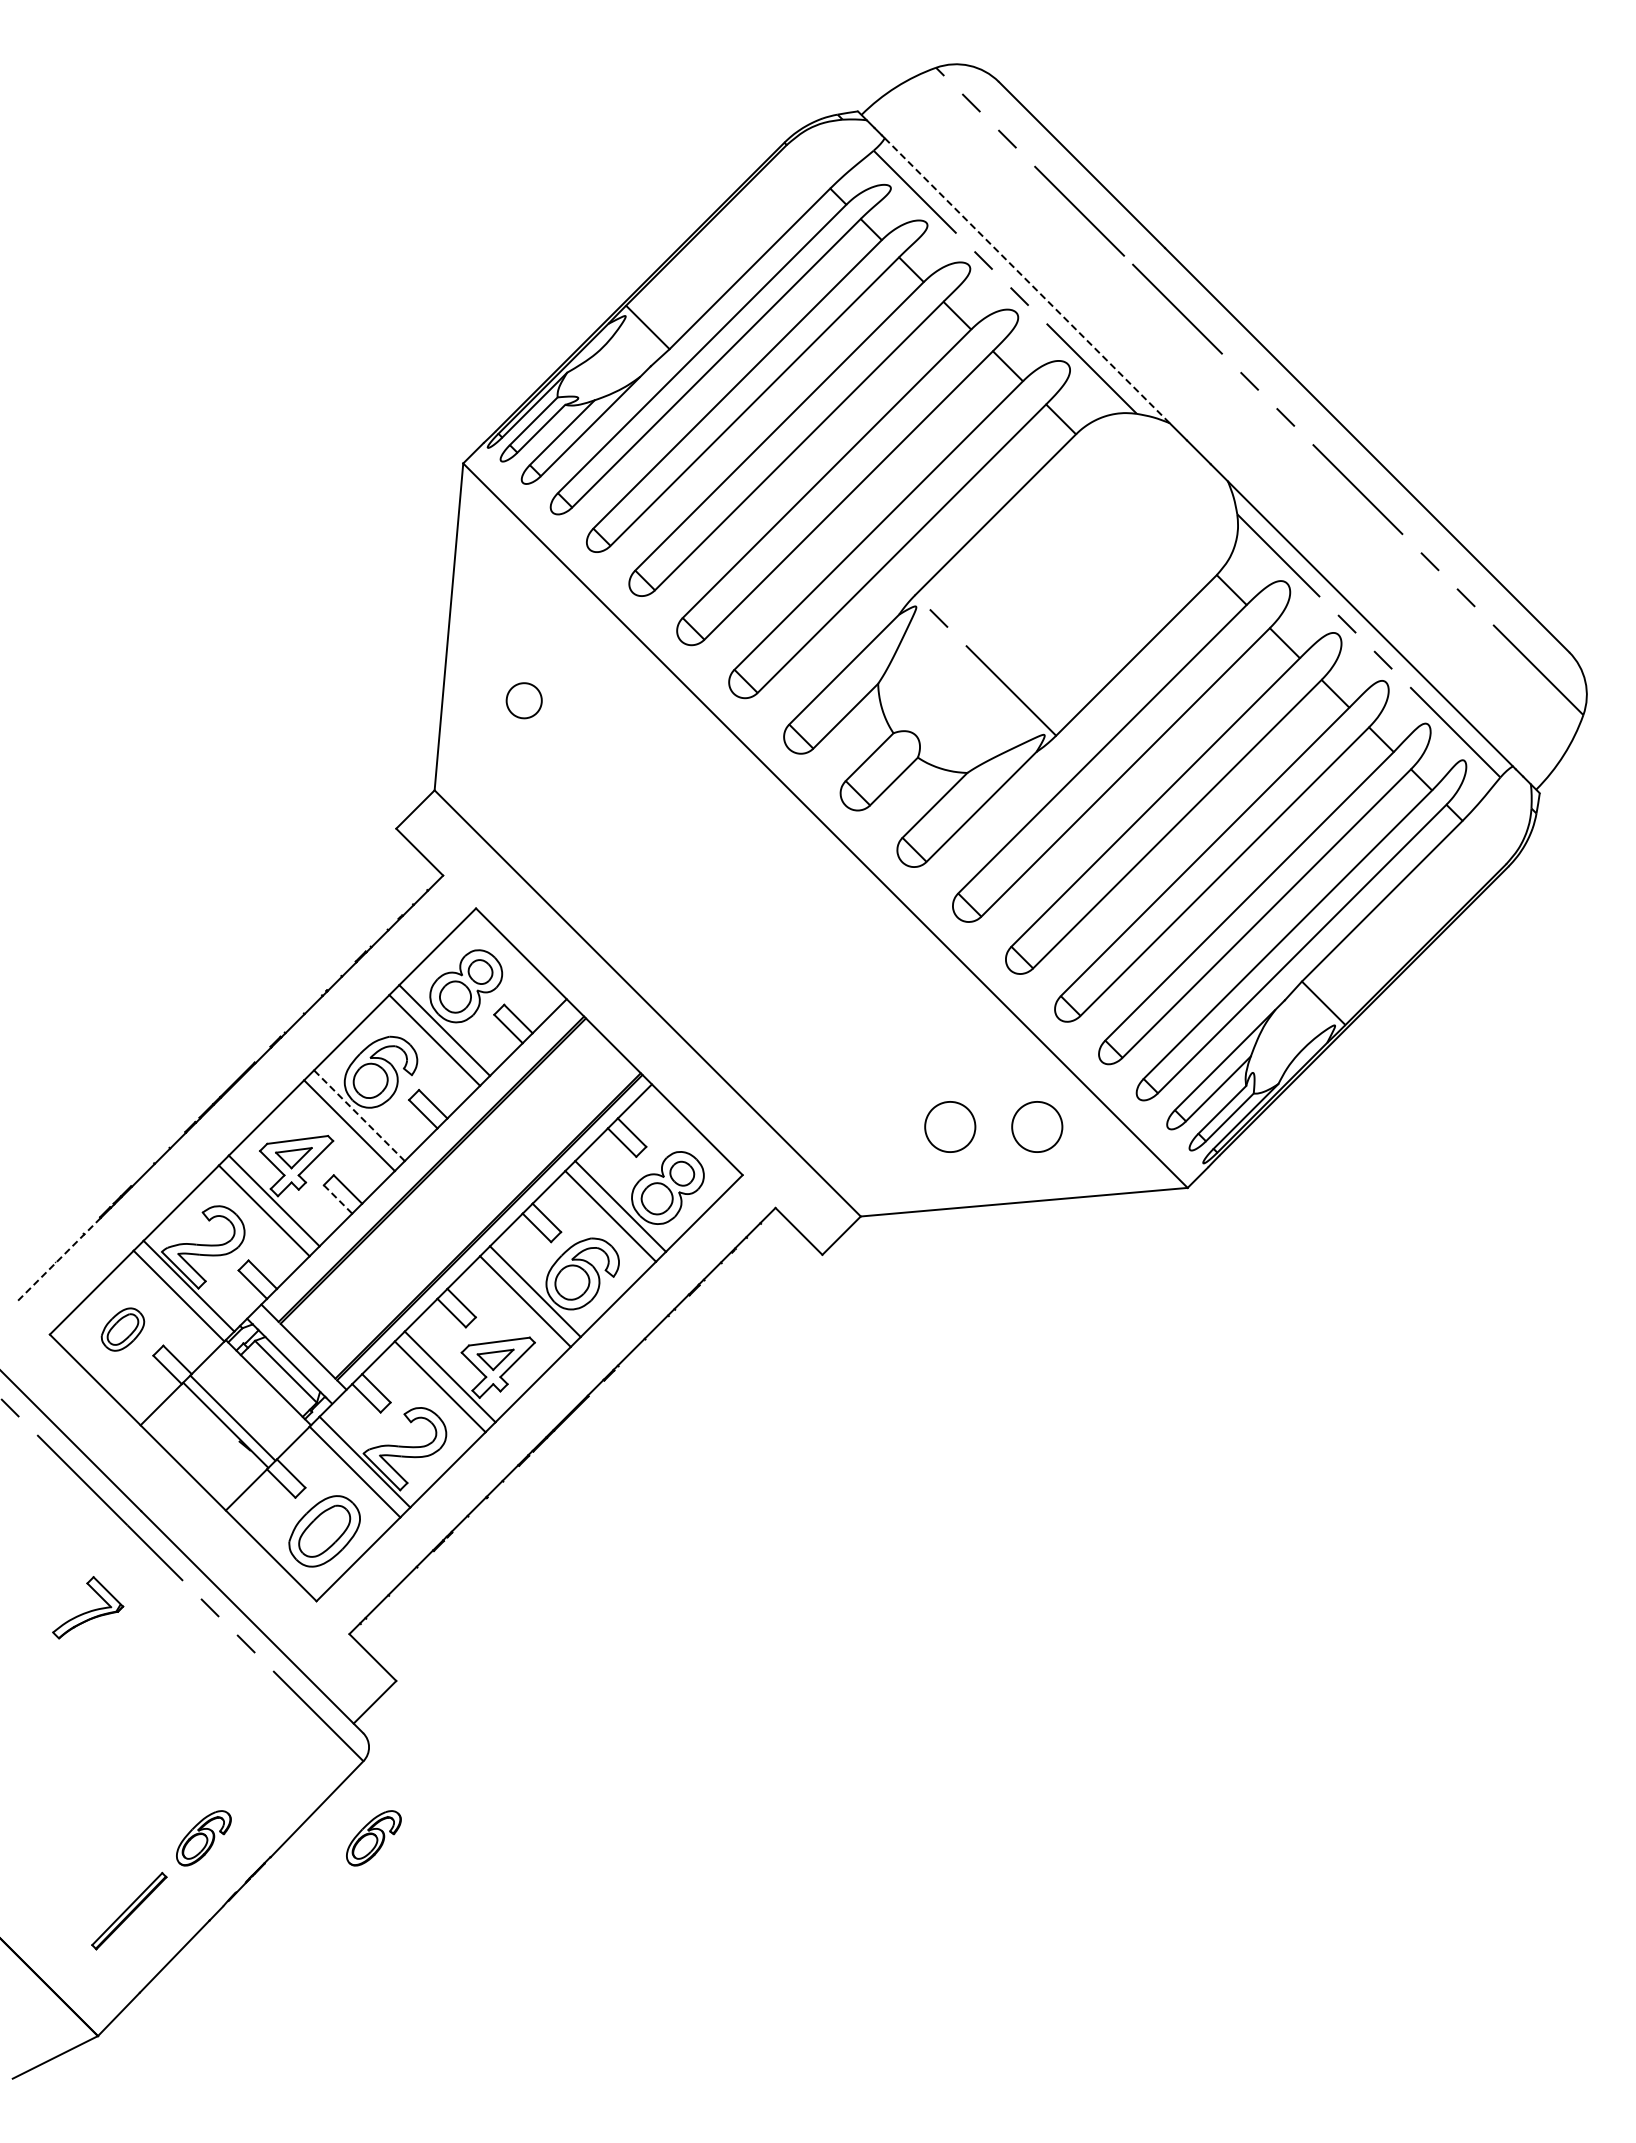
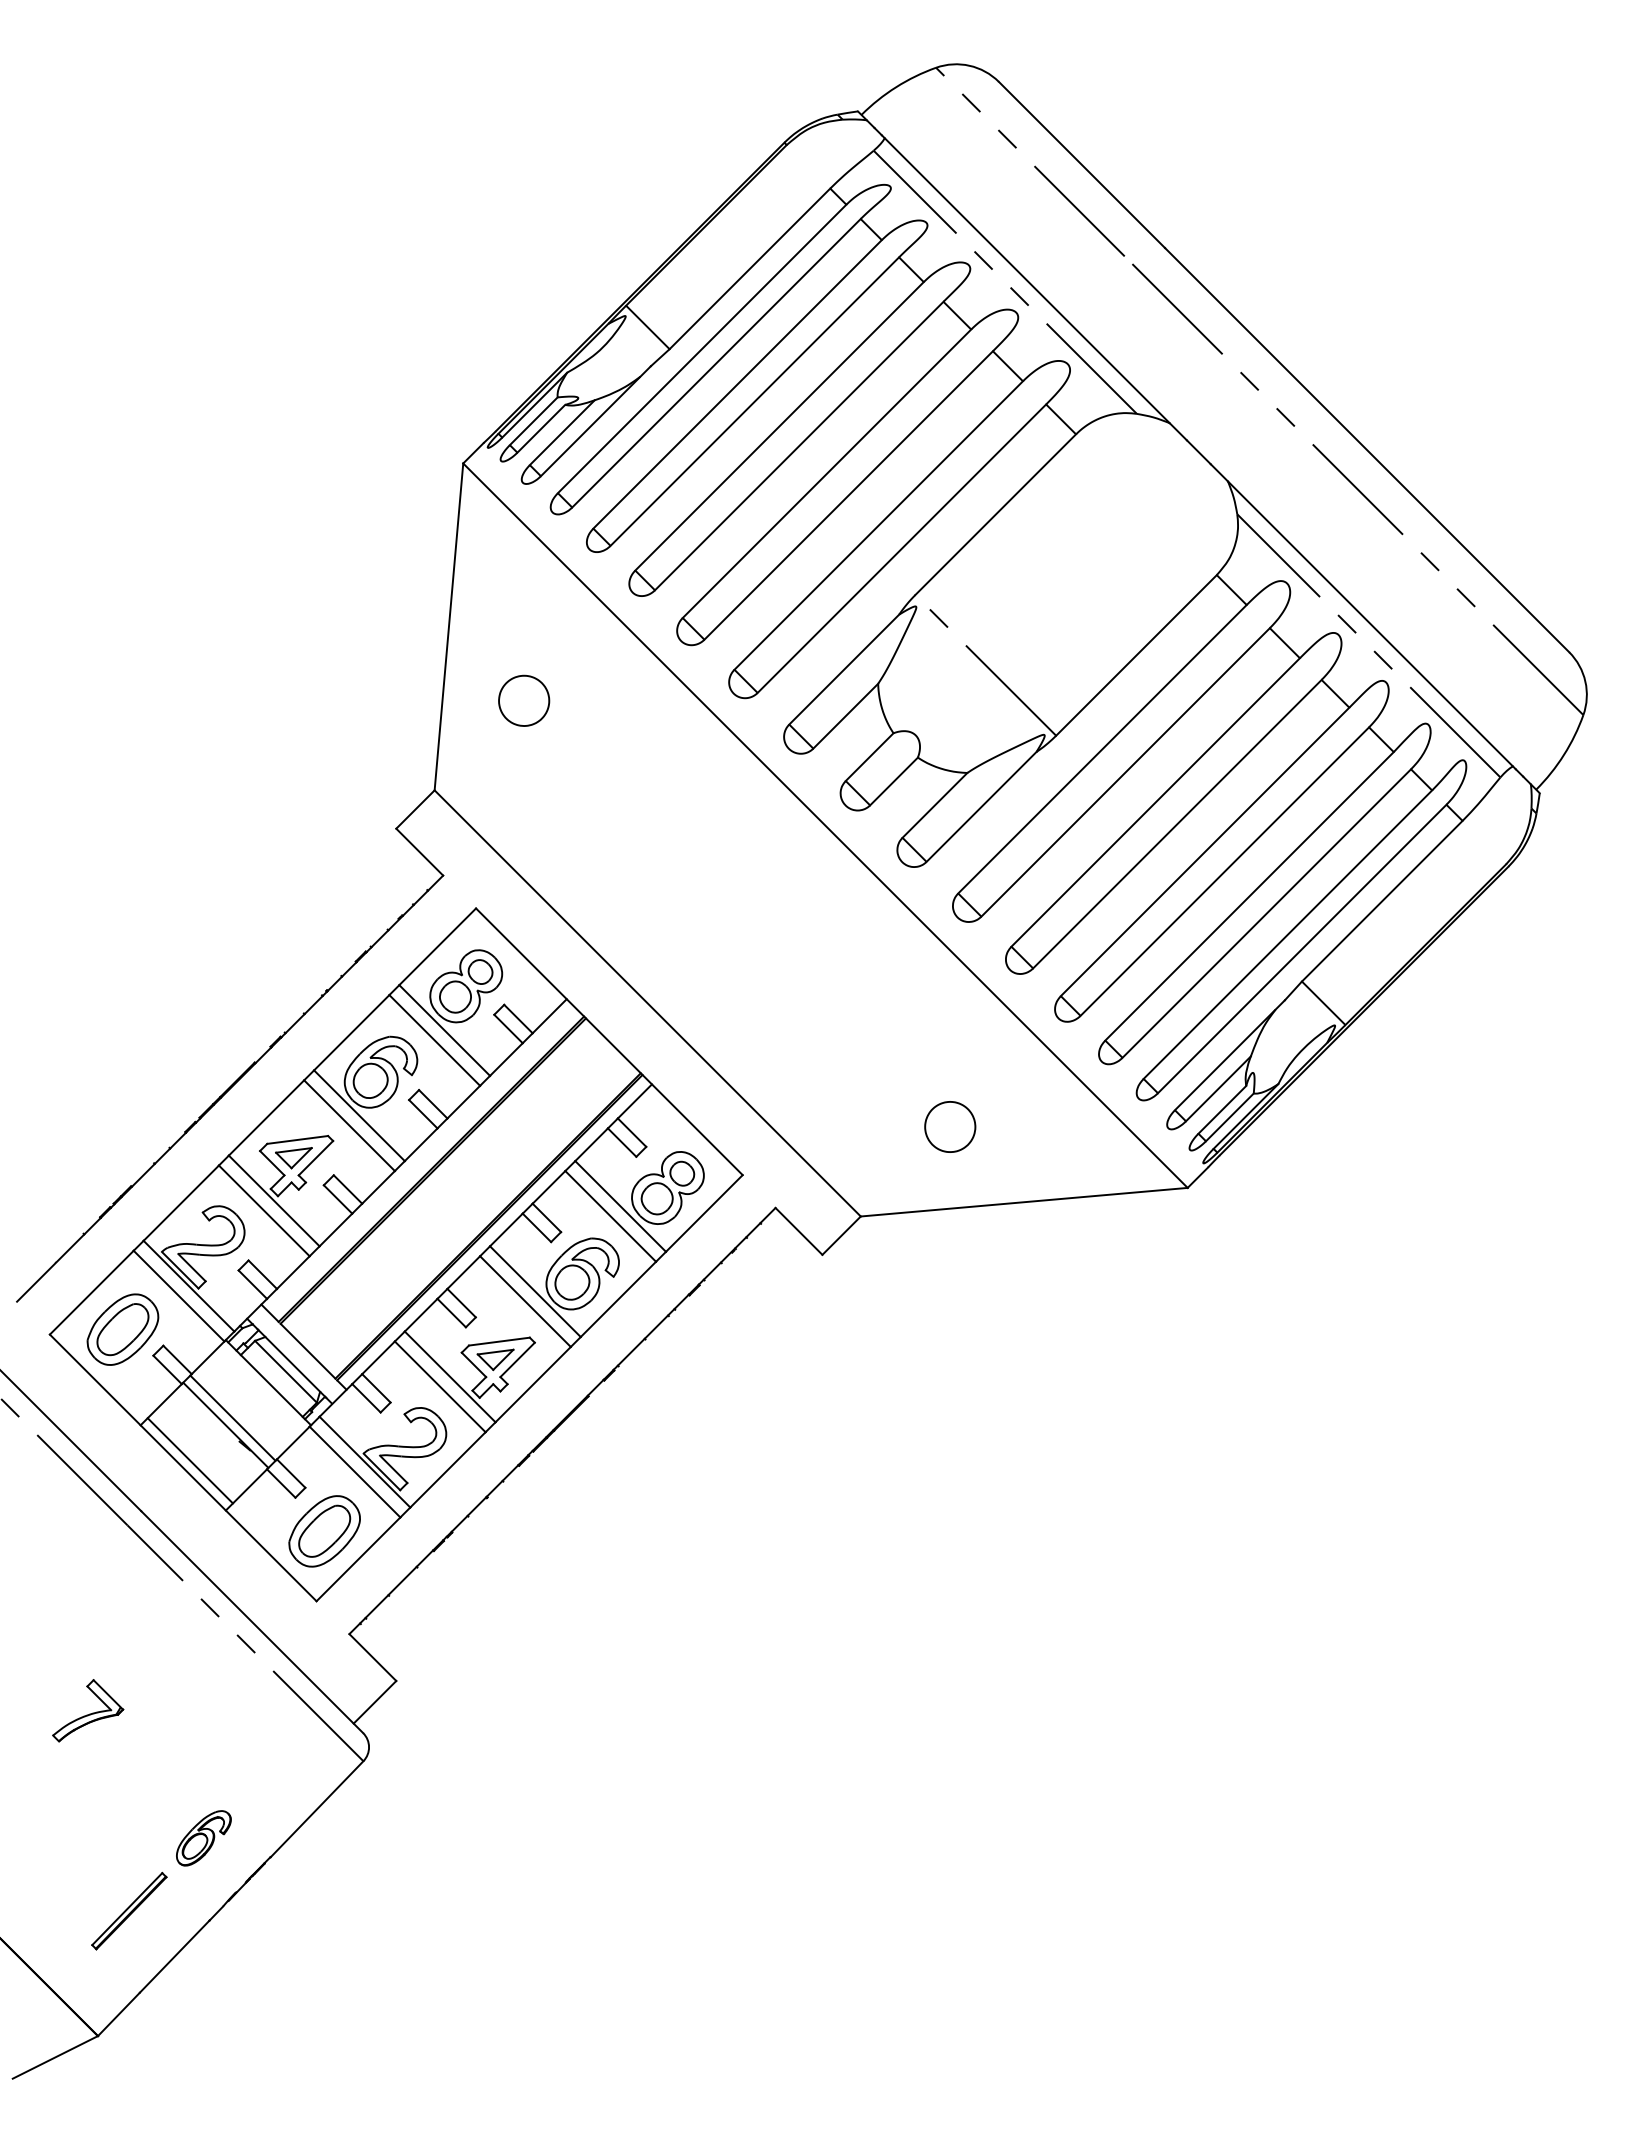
line: dashed -> solid (1026, 280)
part size: 38x38 px -> 53x53 px (524, 700)
line: dashed -> solid (359, 1115)
part: present -> none (1037, 1126)
line: dashed -> solid (338, 1199)
line: dashed -> solid (58, 1260)
part size: 46x45 px -> 74x73 px (122, 1329)
line: none -> present (189, 1460)
part position: (88, 1607) -> (88, 1710) (88, 1710)
part: present -> none (373, 1838)
